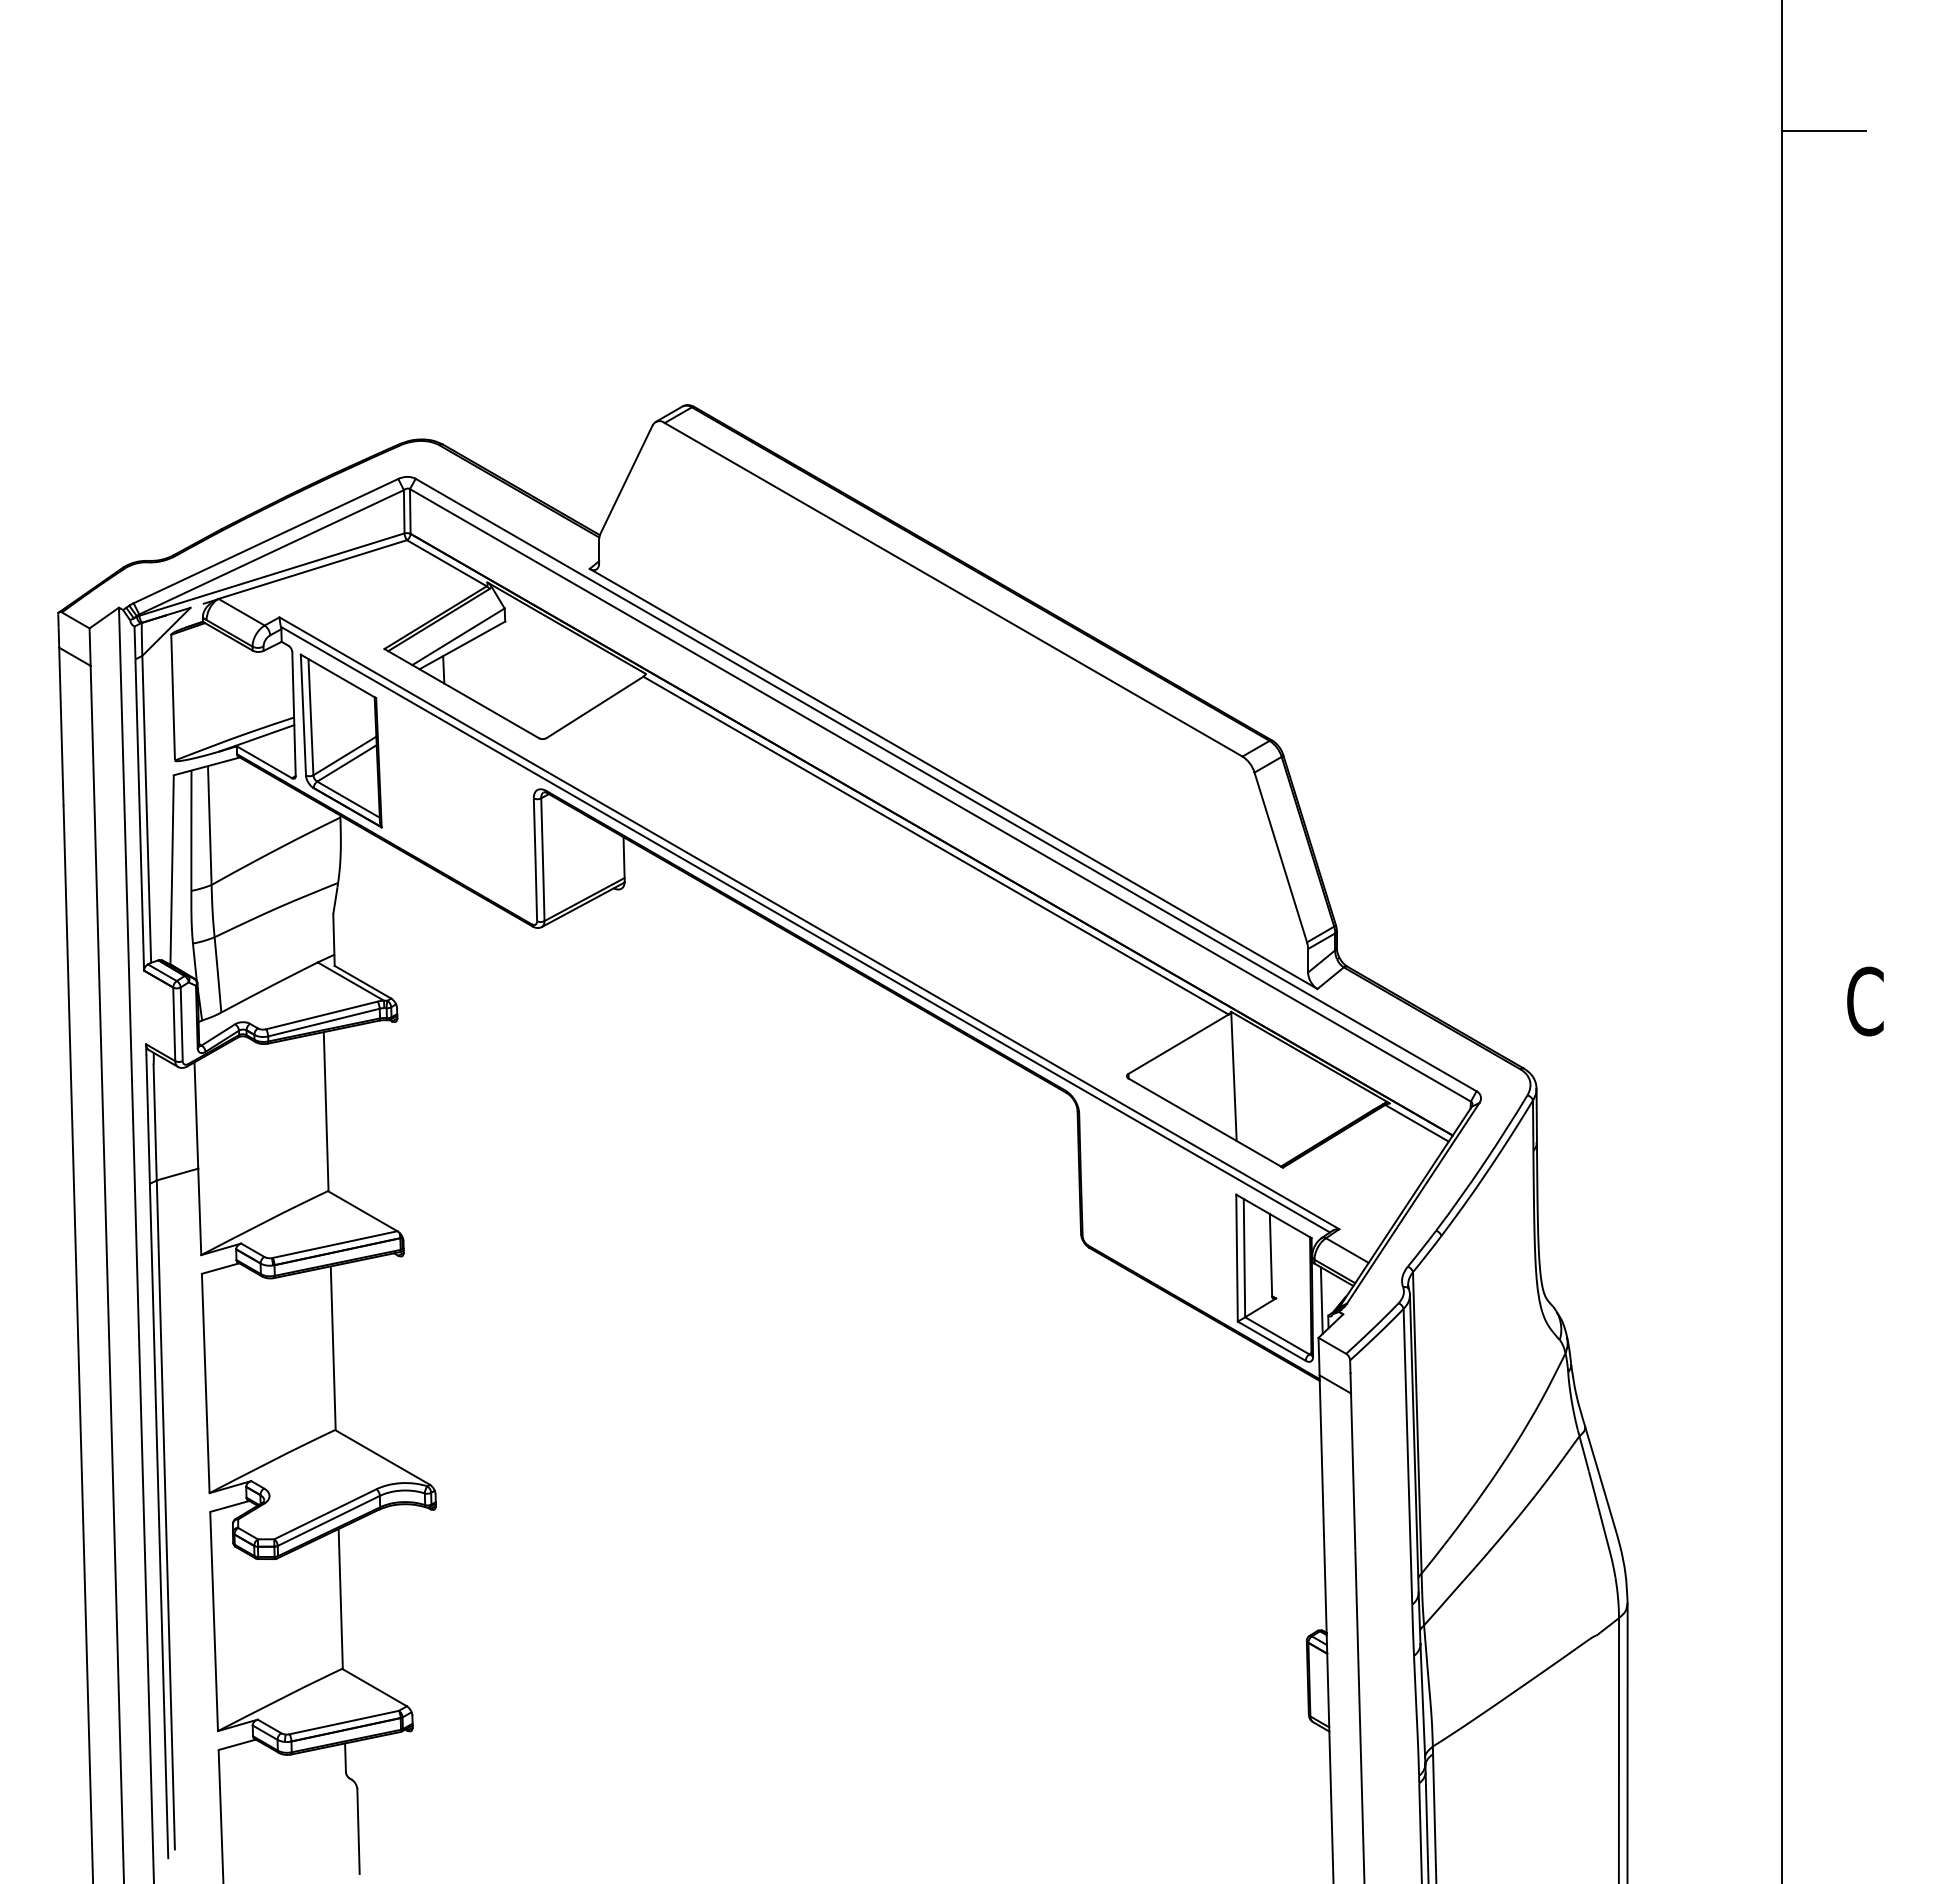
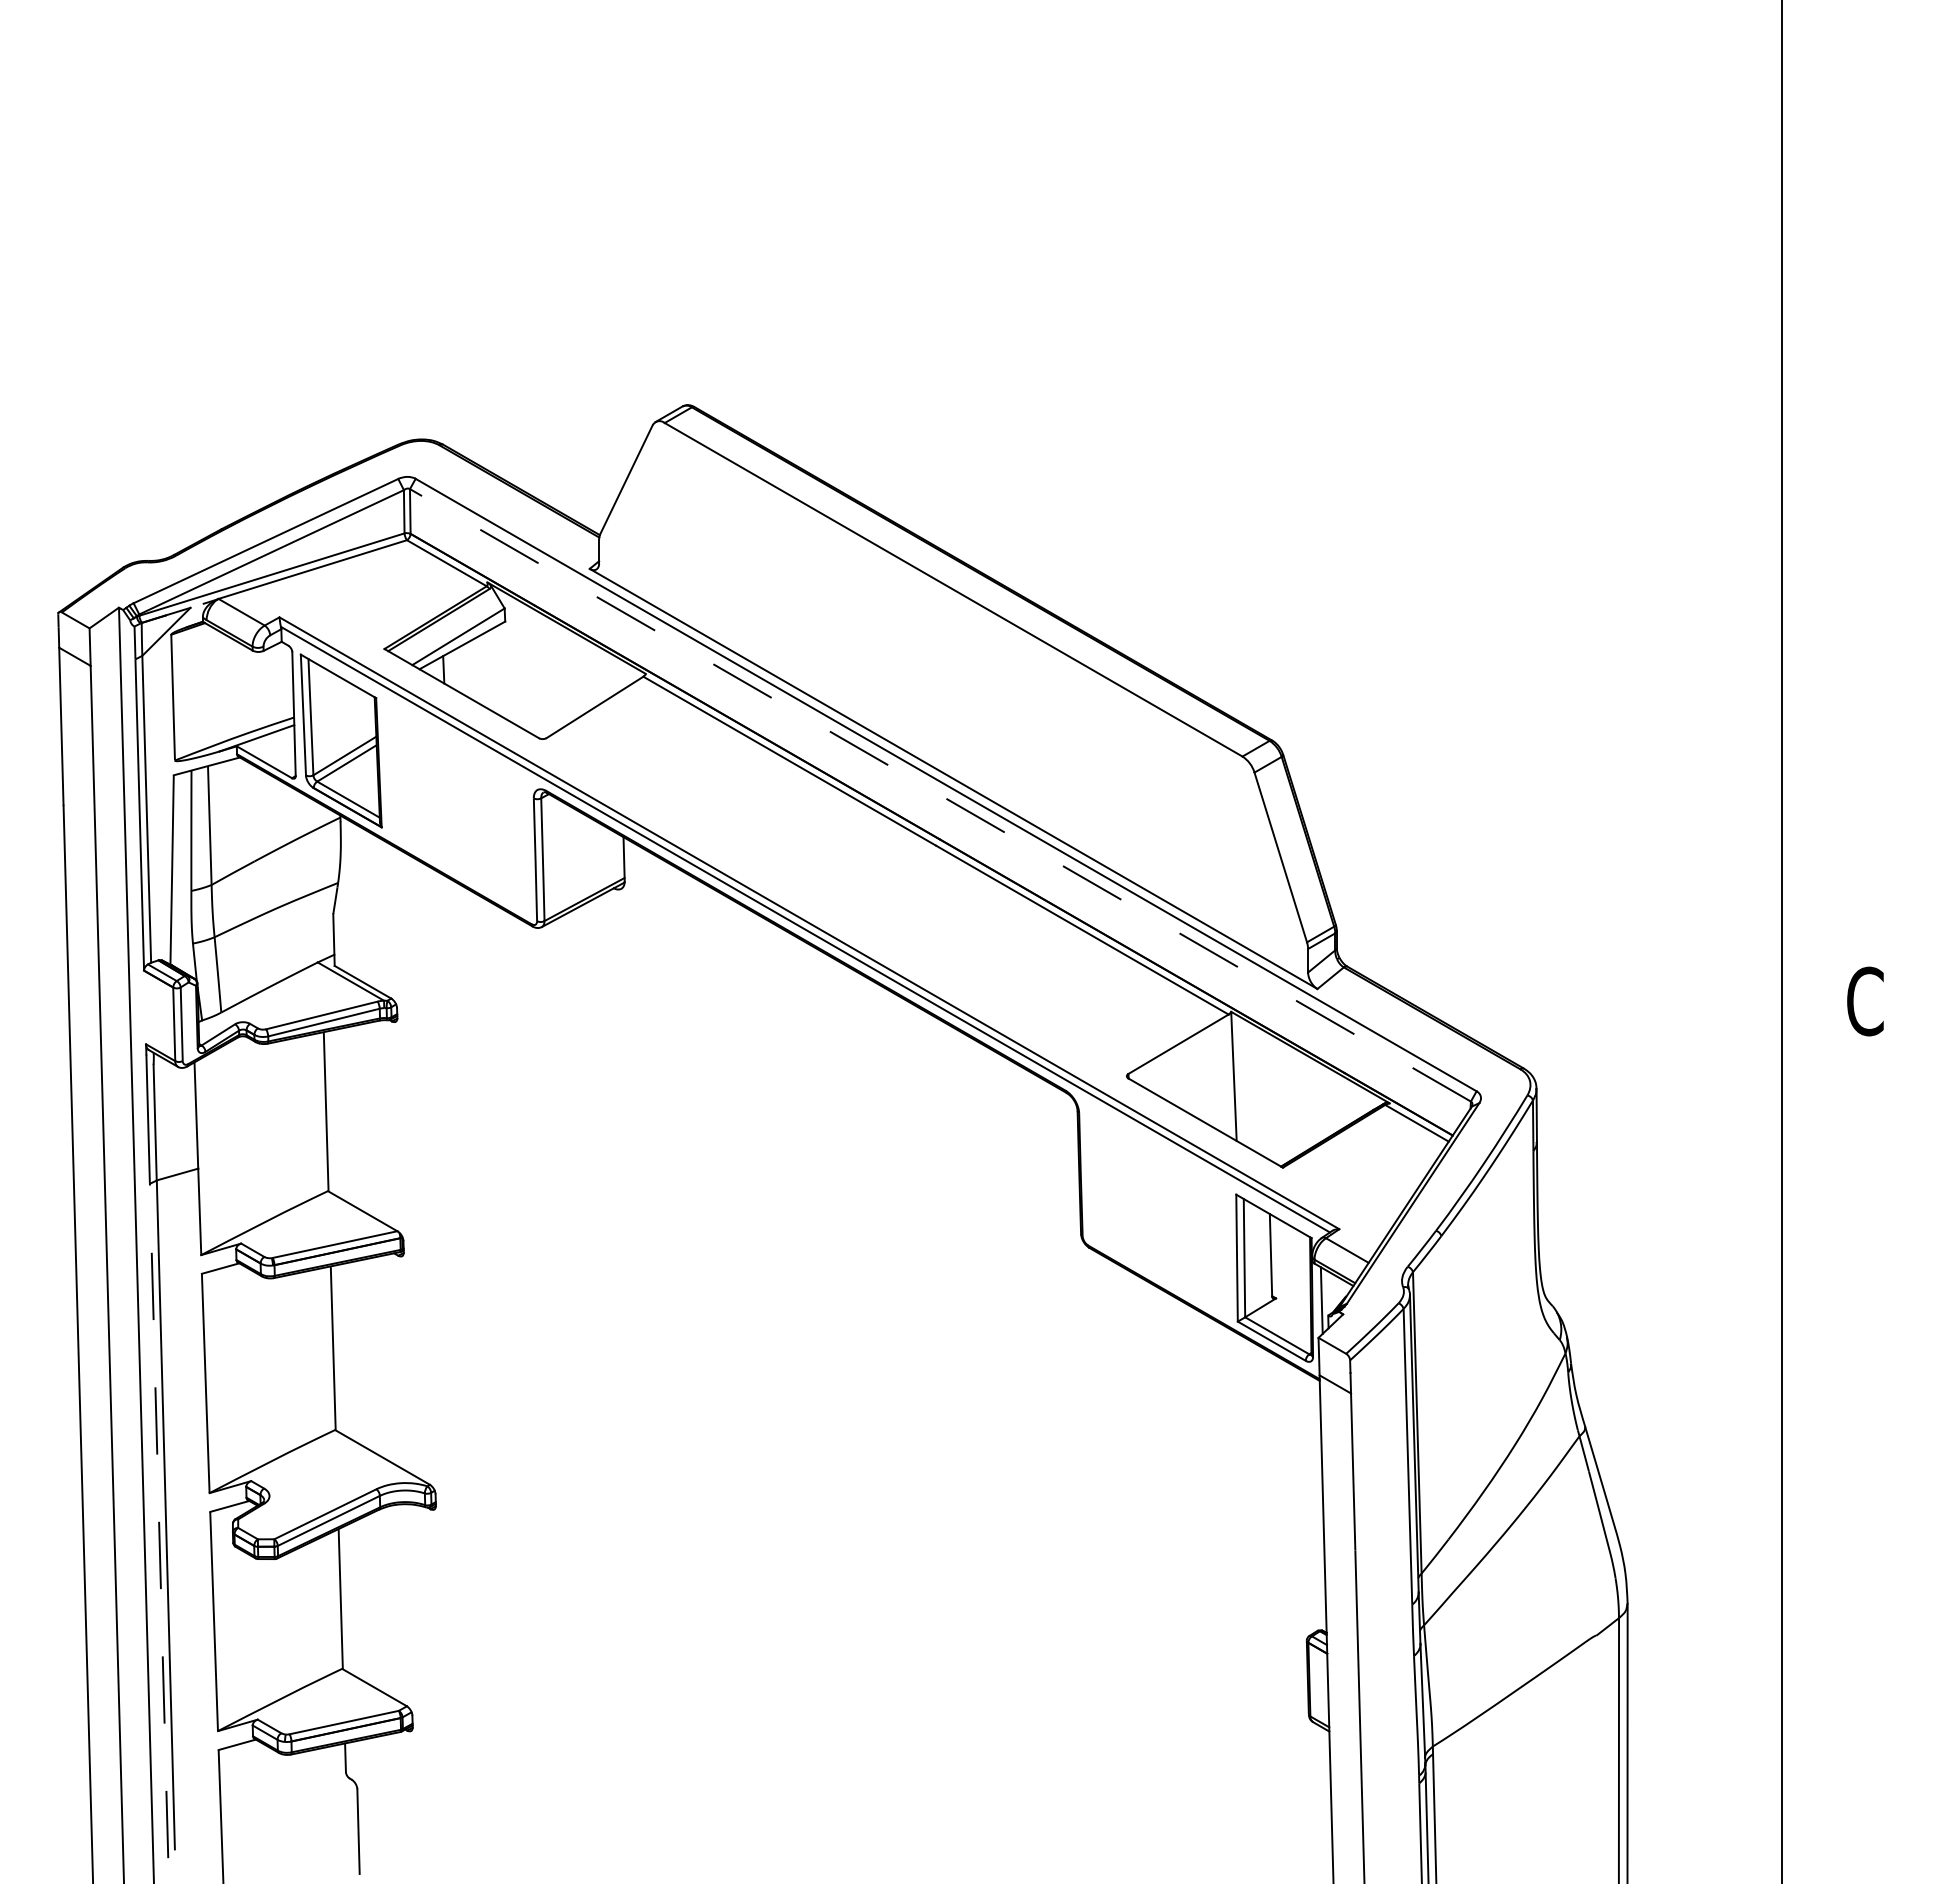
line: present -> none (1823, 130)
line: solid -> dashed (940, 795)
line: solid -> dashed (159, 1520)
